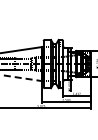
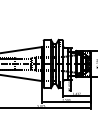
line: dashed -> solid (21, 78)
